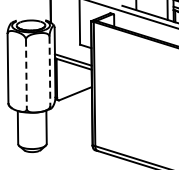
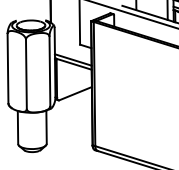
line: dashed -> solid (49, 71)
line: dashed -> solid (26, 74)
